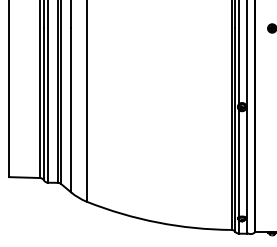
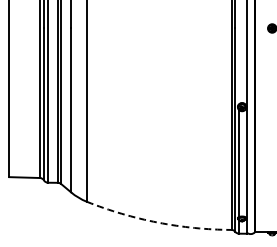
line: present -> none (239, 53)
arc: solid -> dashed (157, 222)
